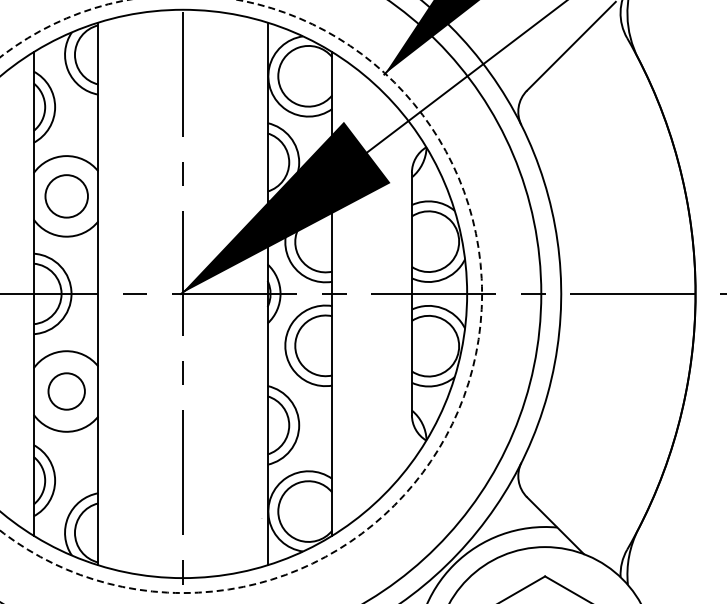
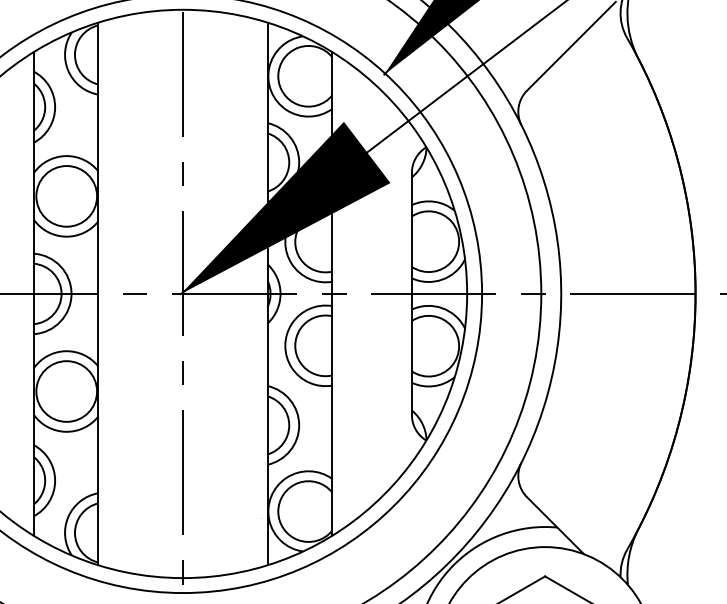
circle diameter: 42 px -> 61 px (66, 196)
circle: dashed -> solid (241, 296)
circle diameter: 36 px -> 61 px (66, 391)
